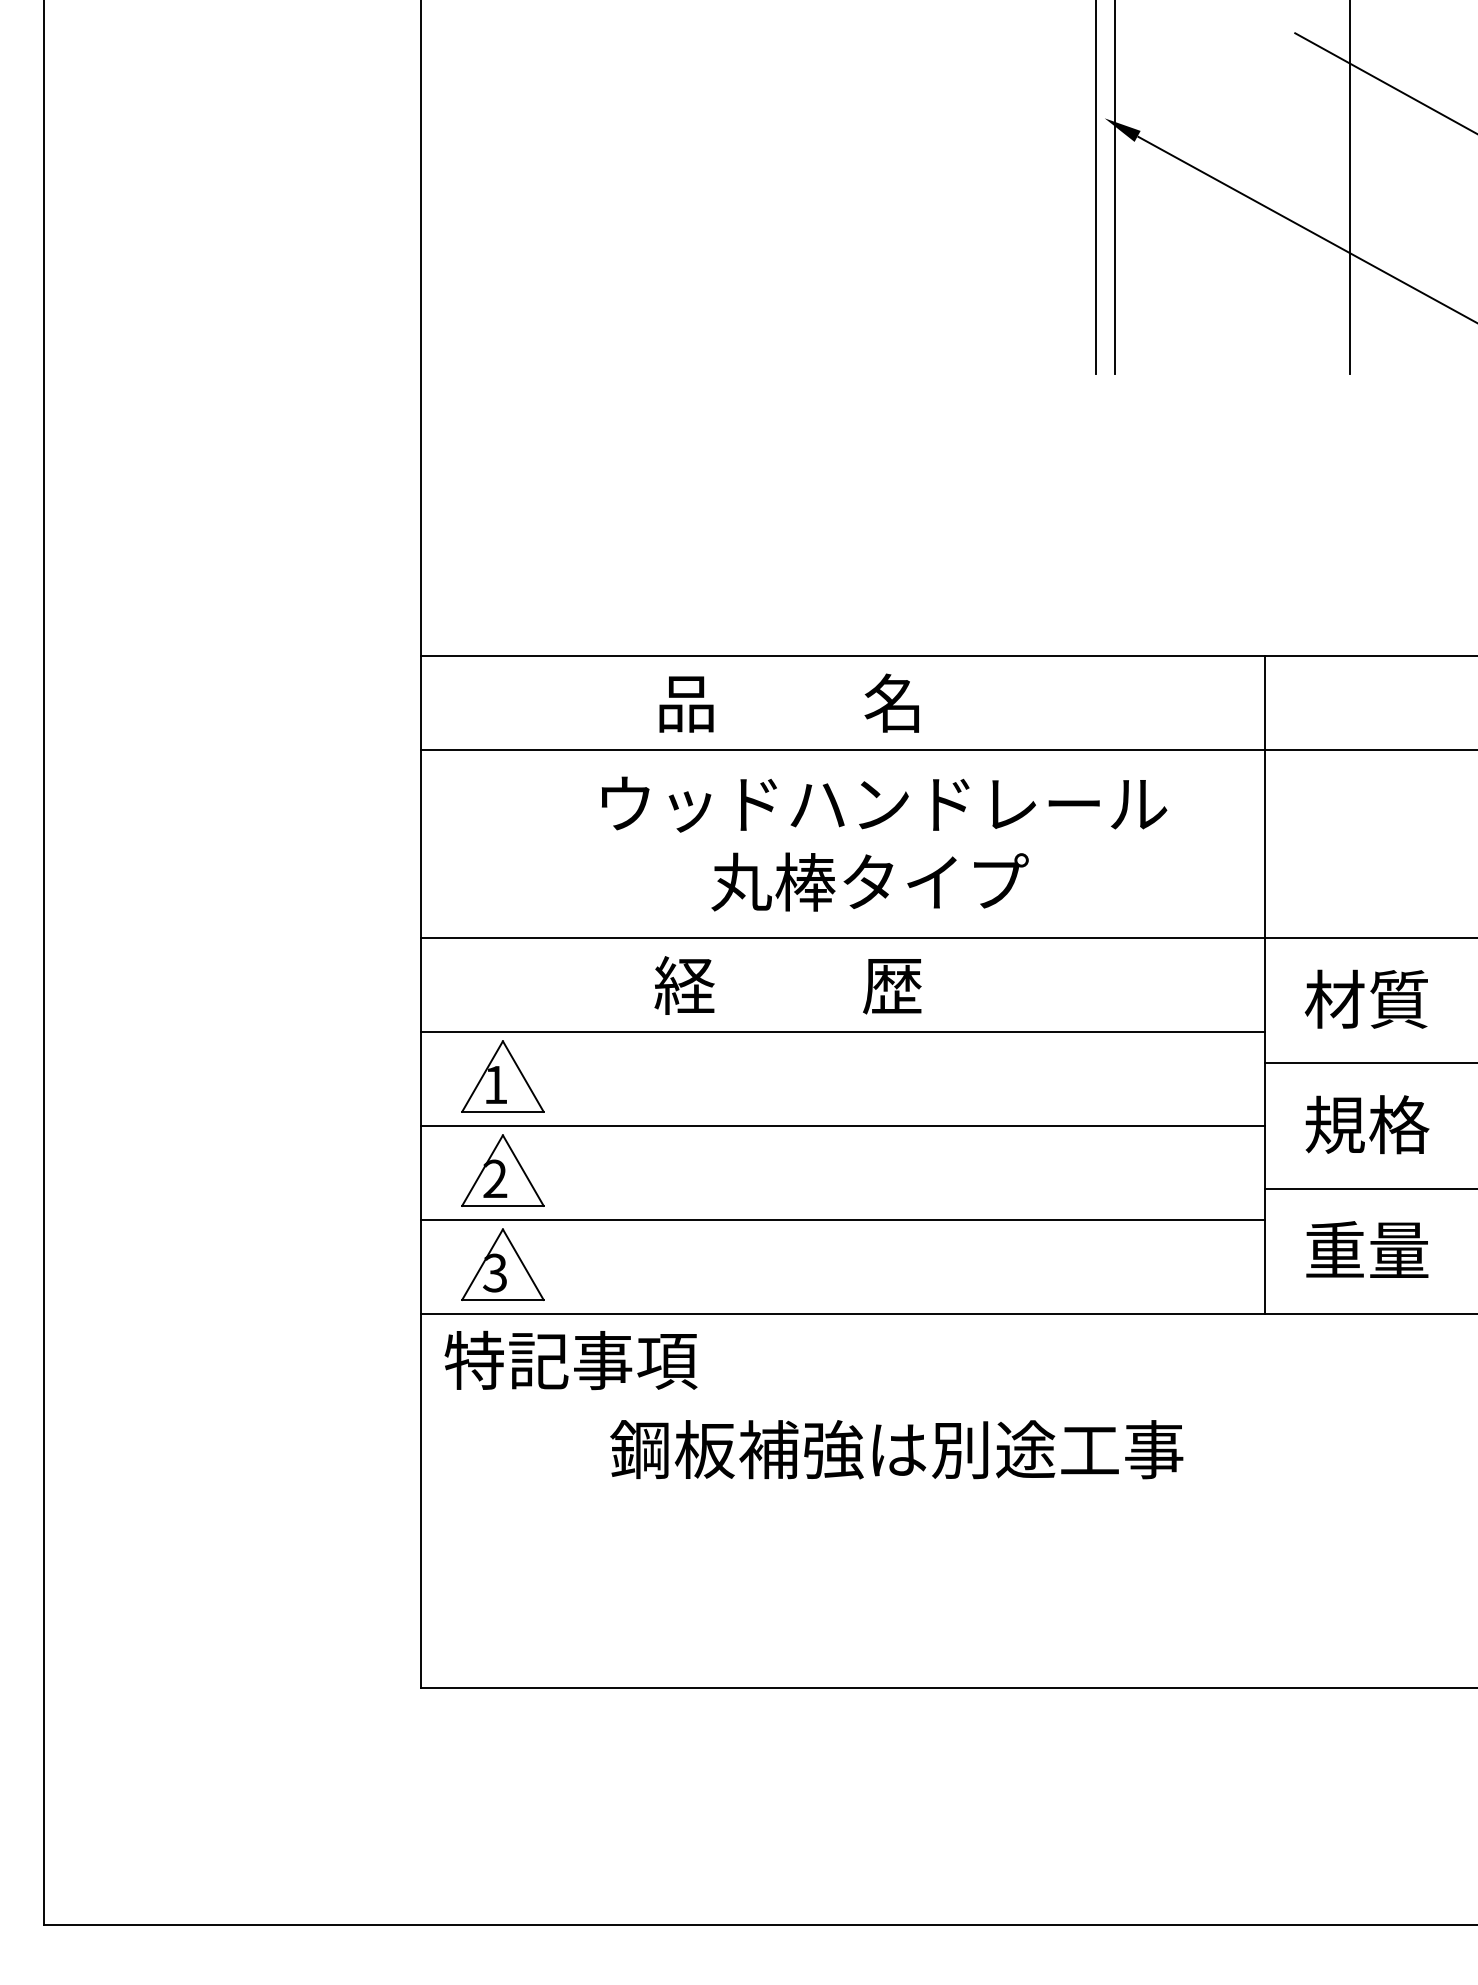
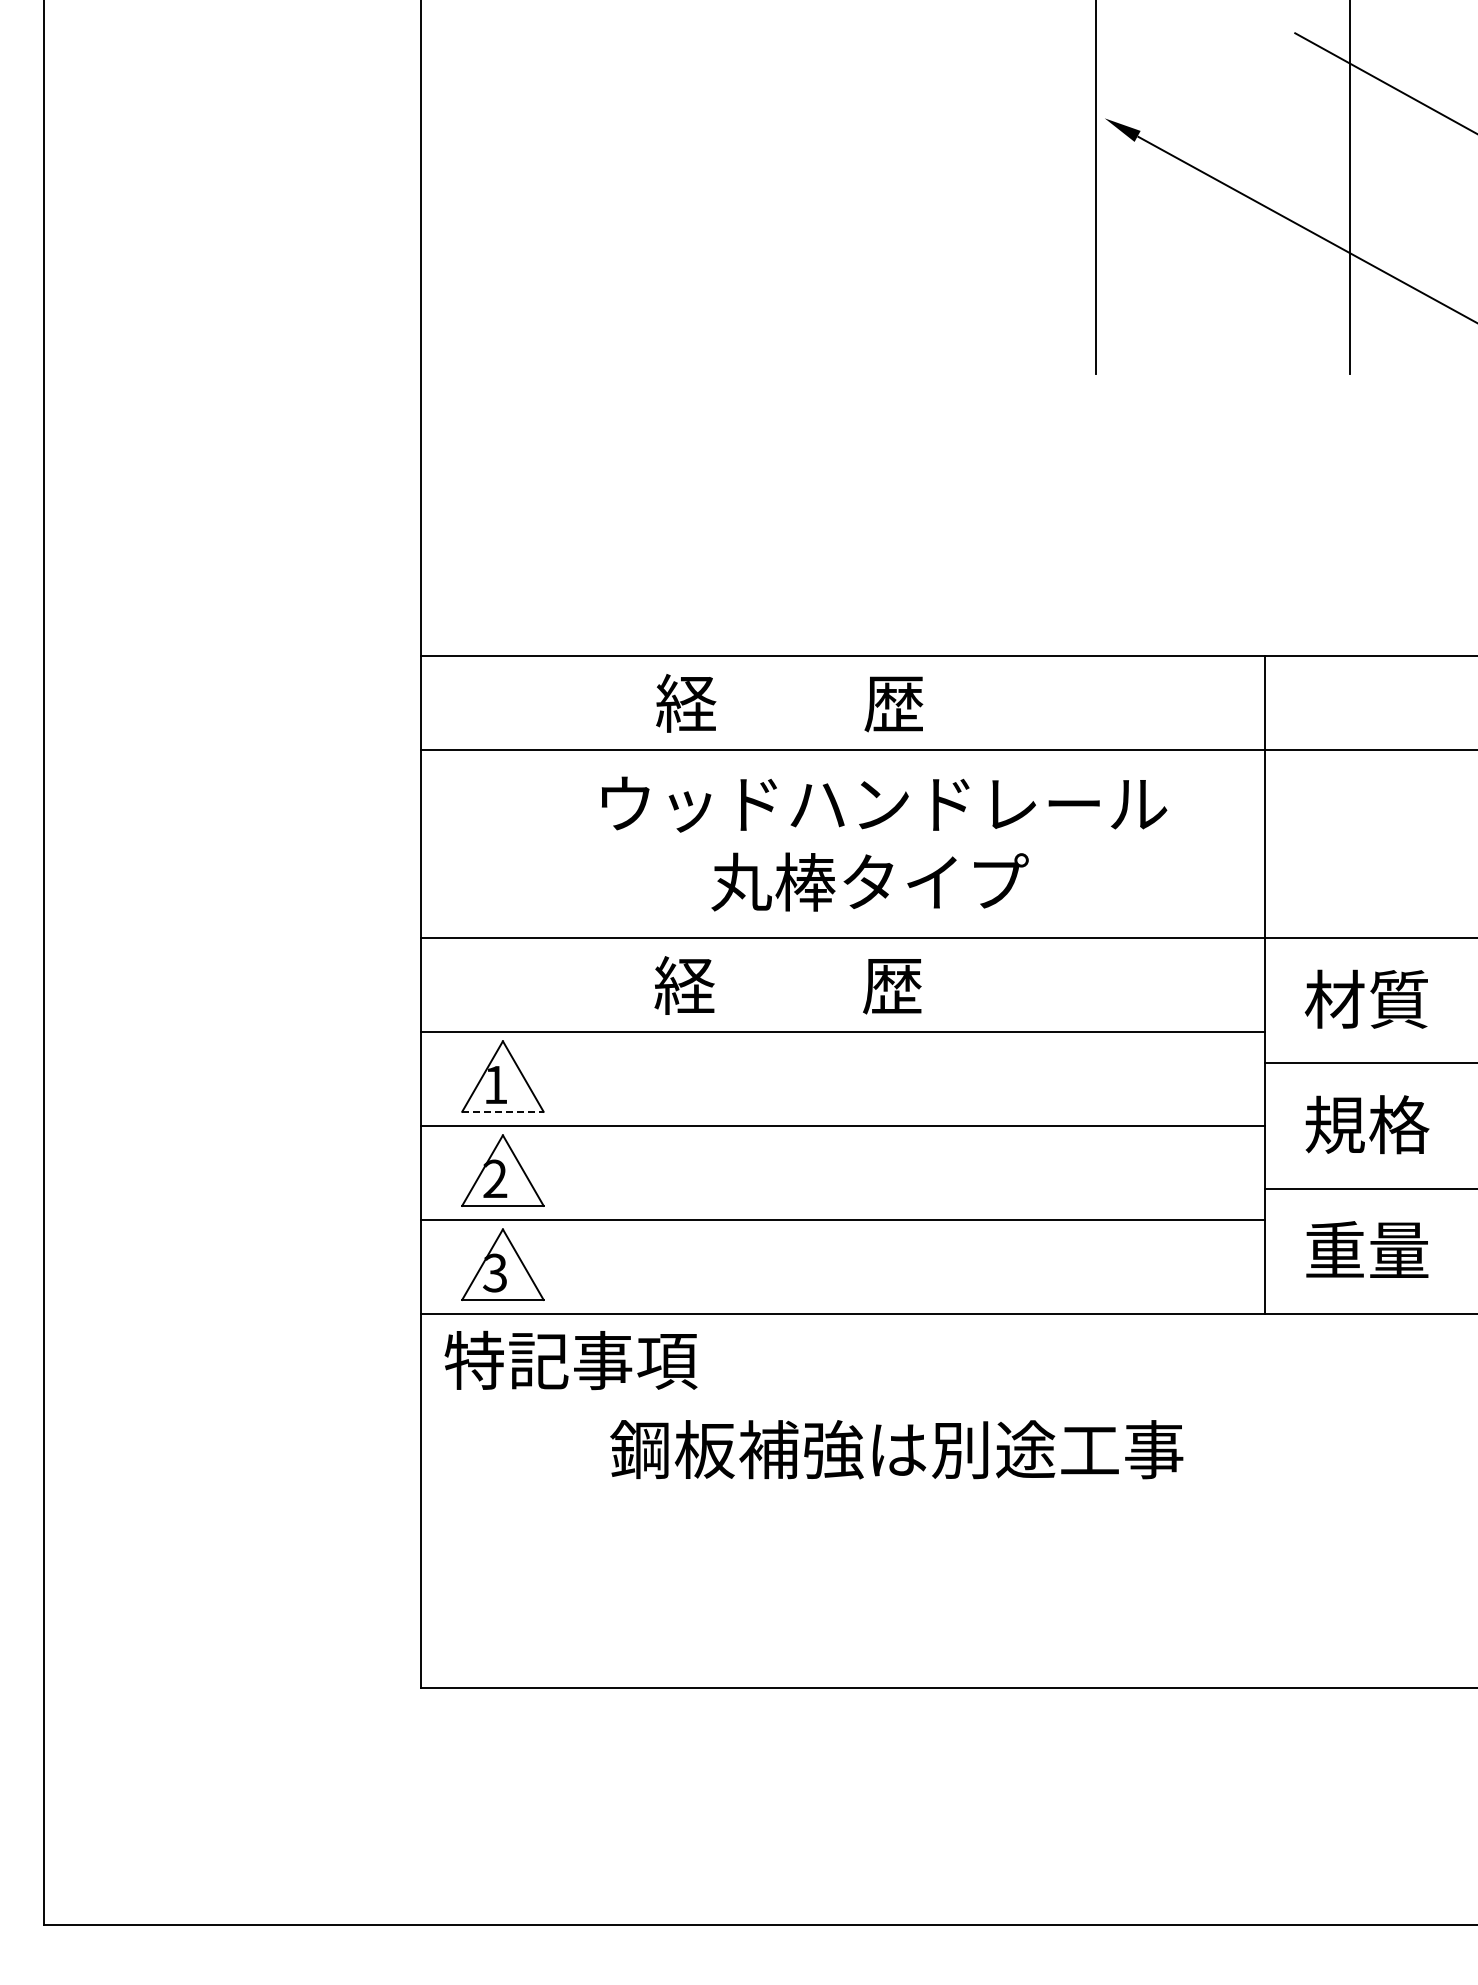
line: present -> none (1115, 188)
text: 品          名 -> 経          歴 (789, 702)
line: solid -> dashed (502, 1111)
